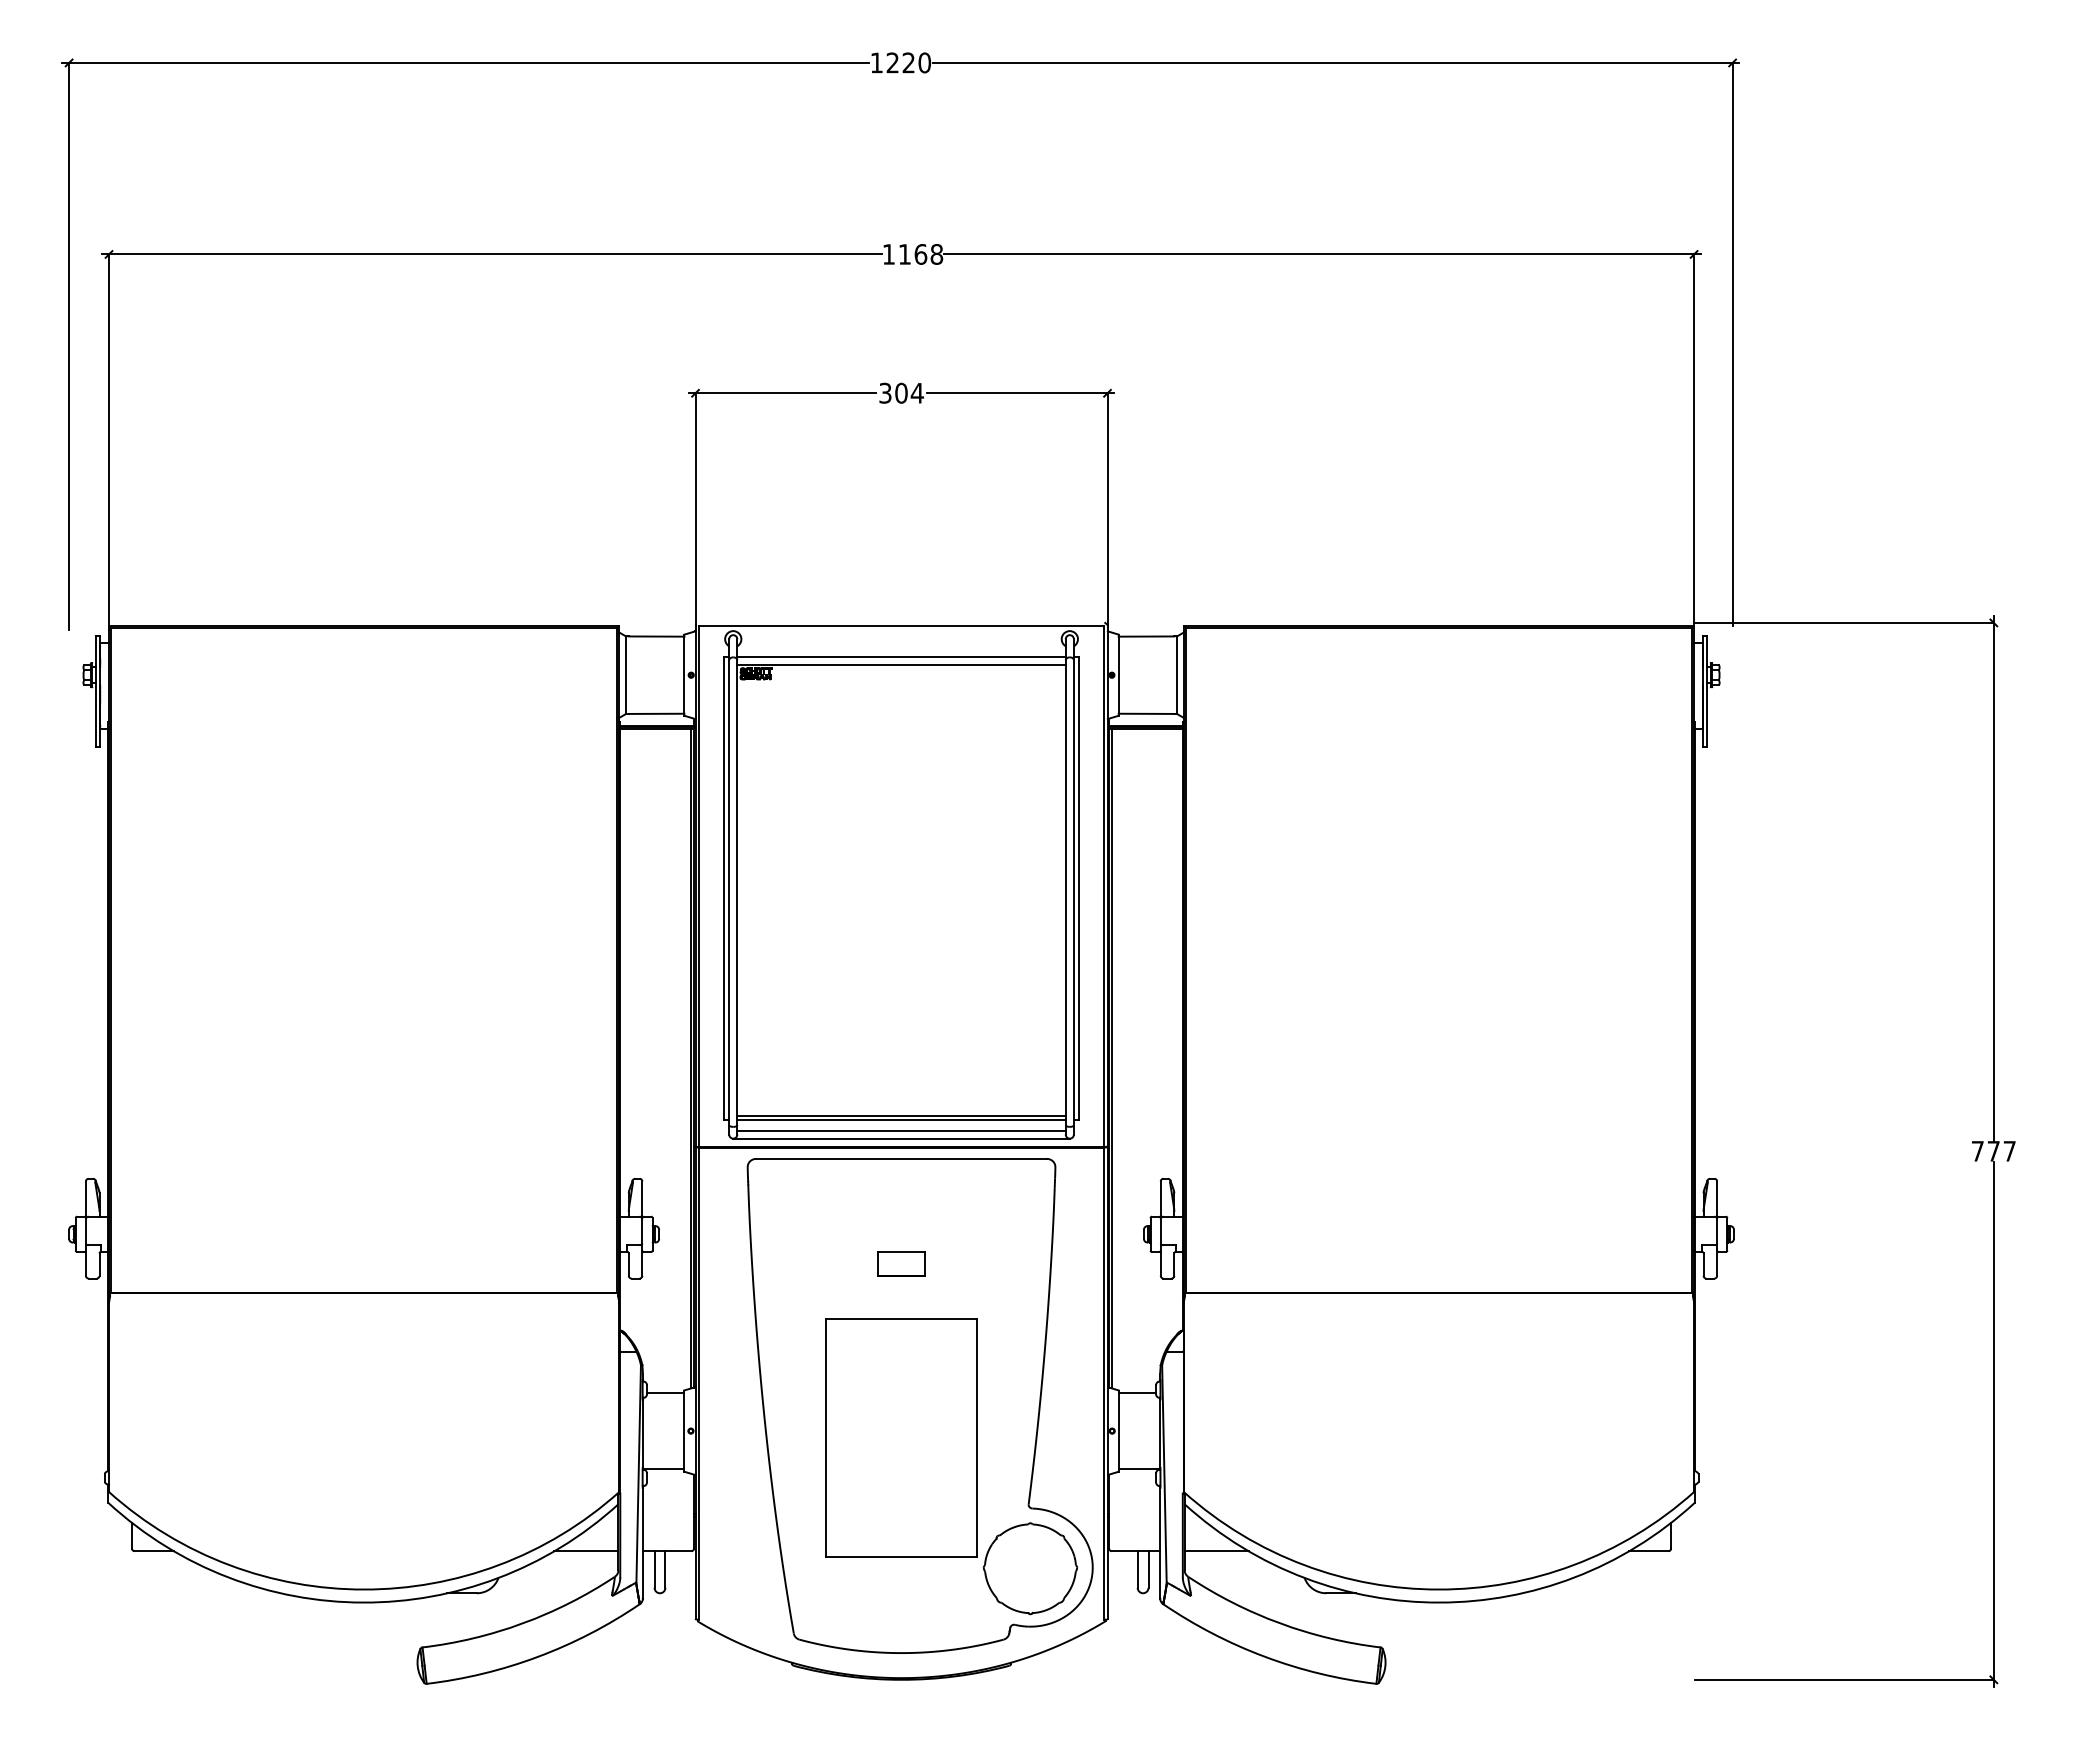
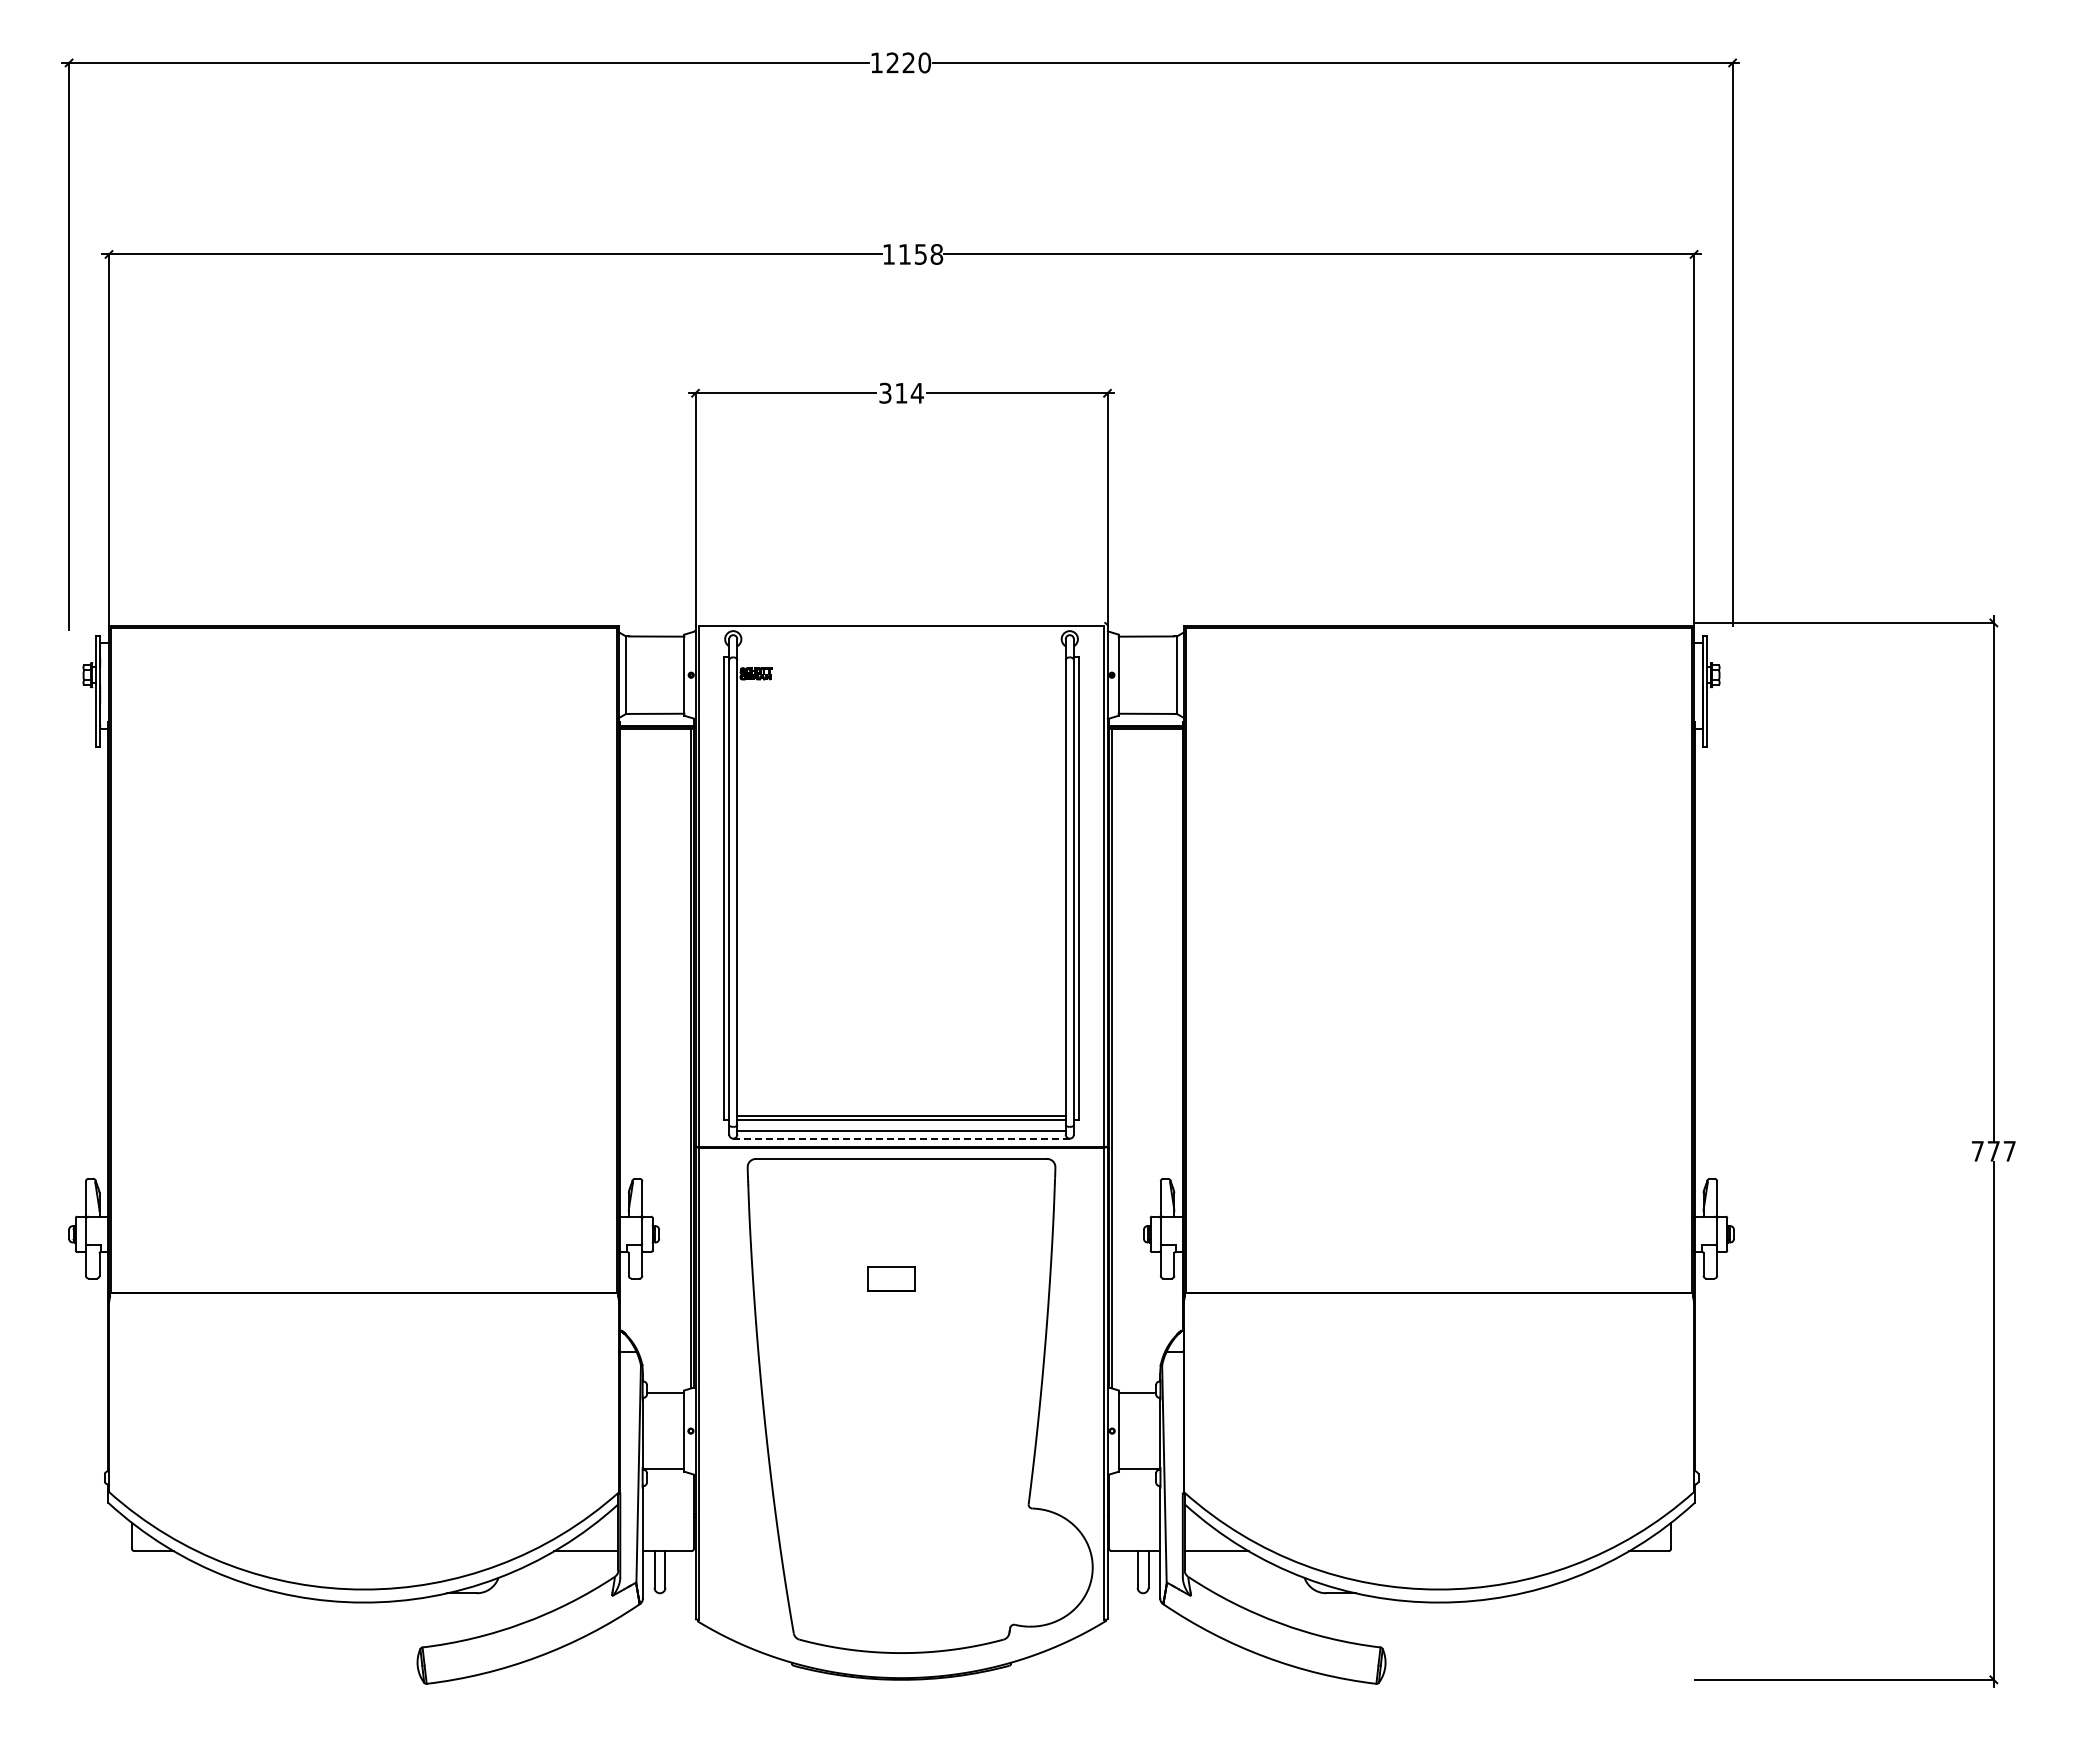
text: 1168 -> 1158 (920, 254)
text: 304 -> 314 (901, 392)
line: present -> none (901, 656)
line: present -> none (901, 665)
line: solid -> dashed (902, 1138)
part position: (901, 1263) -> (891, 1278) (891, 1278)
part: present -> none (951, 1466)
